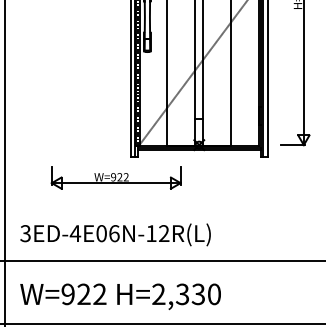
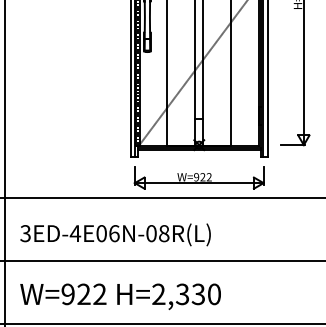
part position: (115, 177) -> (198, 177) (198, 177)
line: none -> present (162, 198)
text: 3ED-4E06N-12R(L) -> 3ED-4E06N-08R(L) (157, 233)
